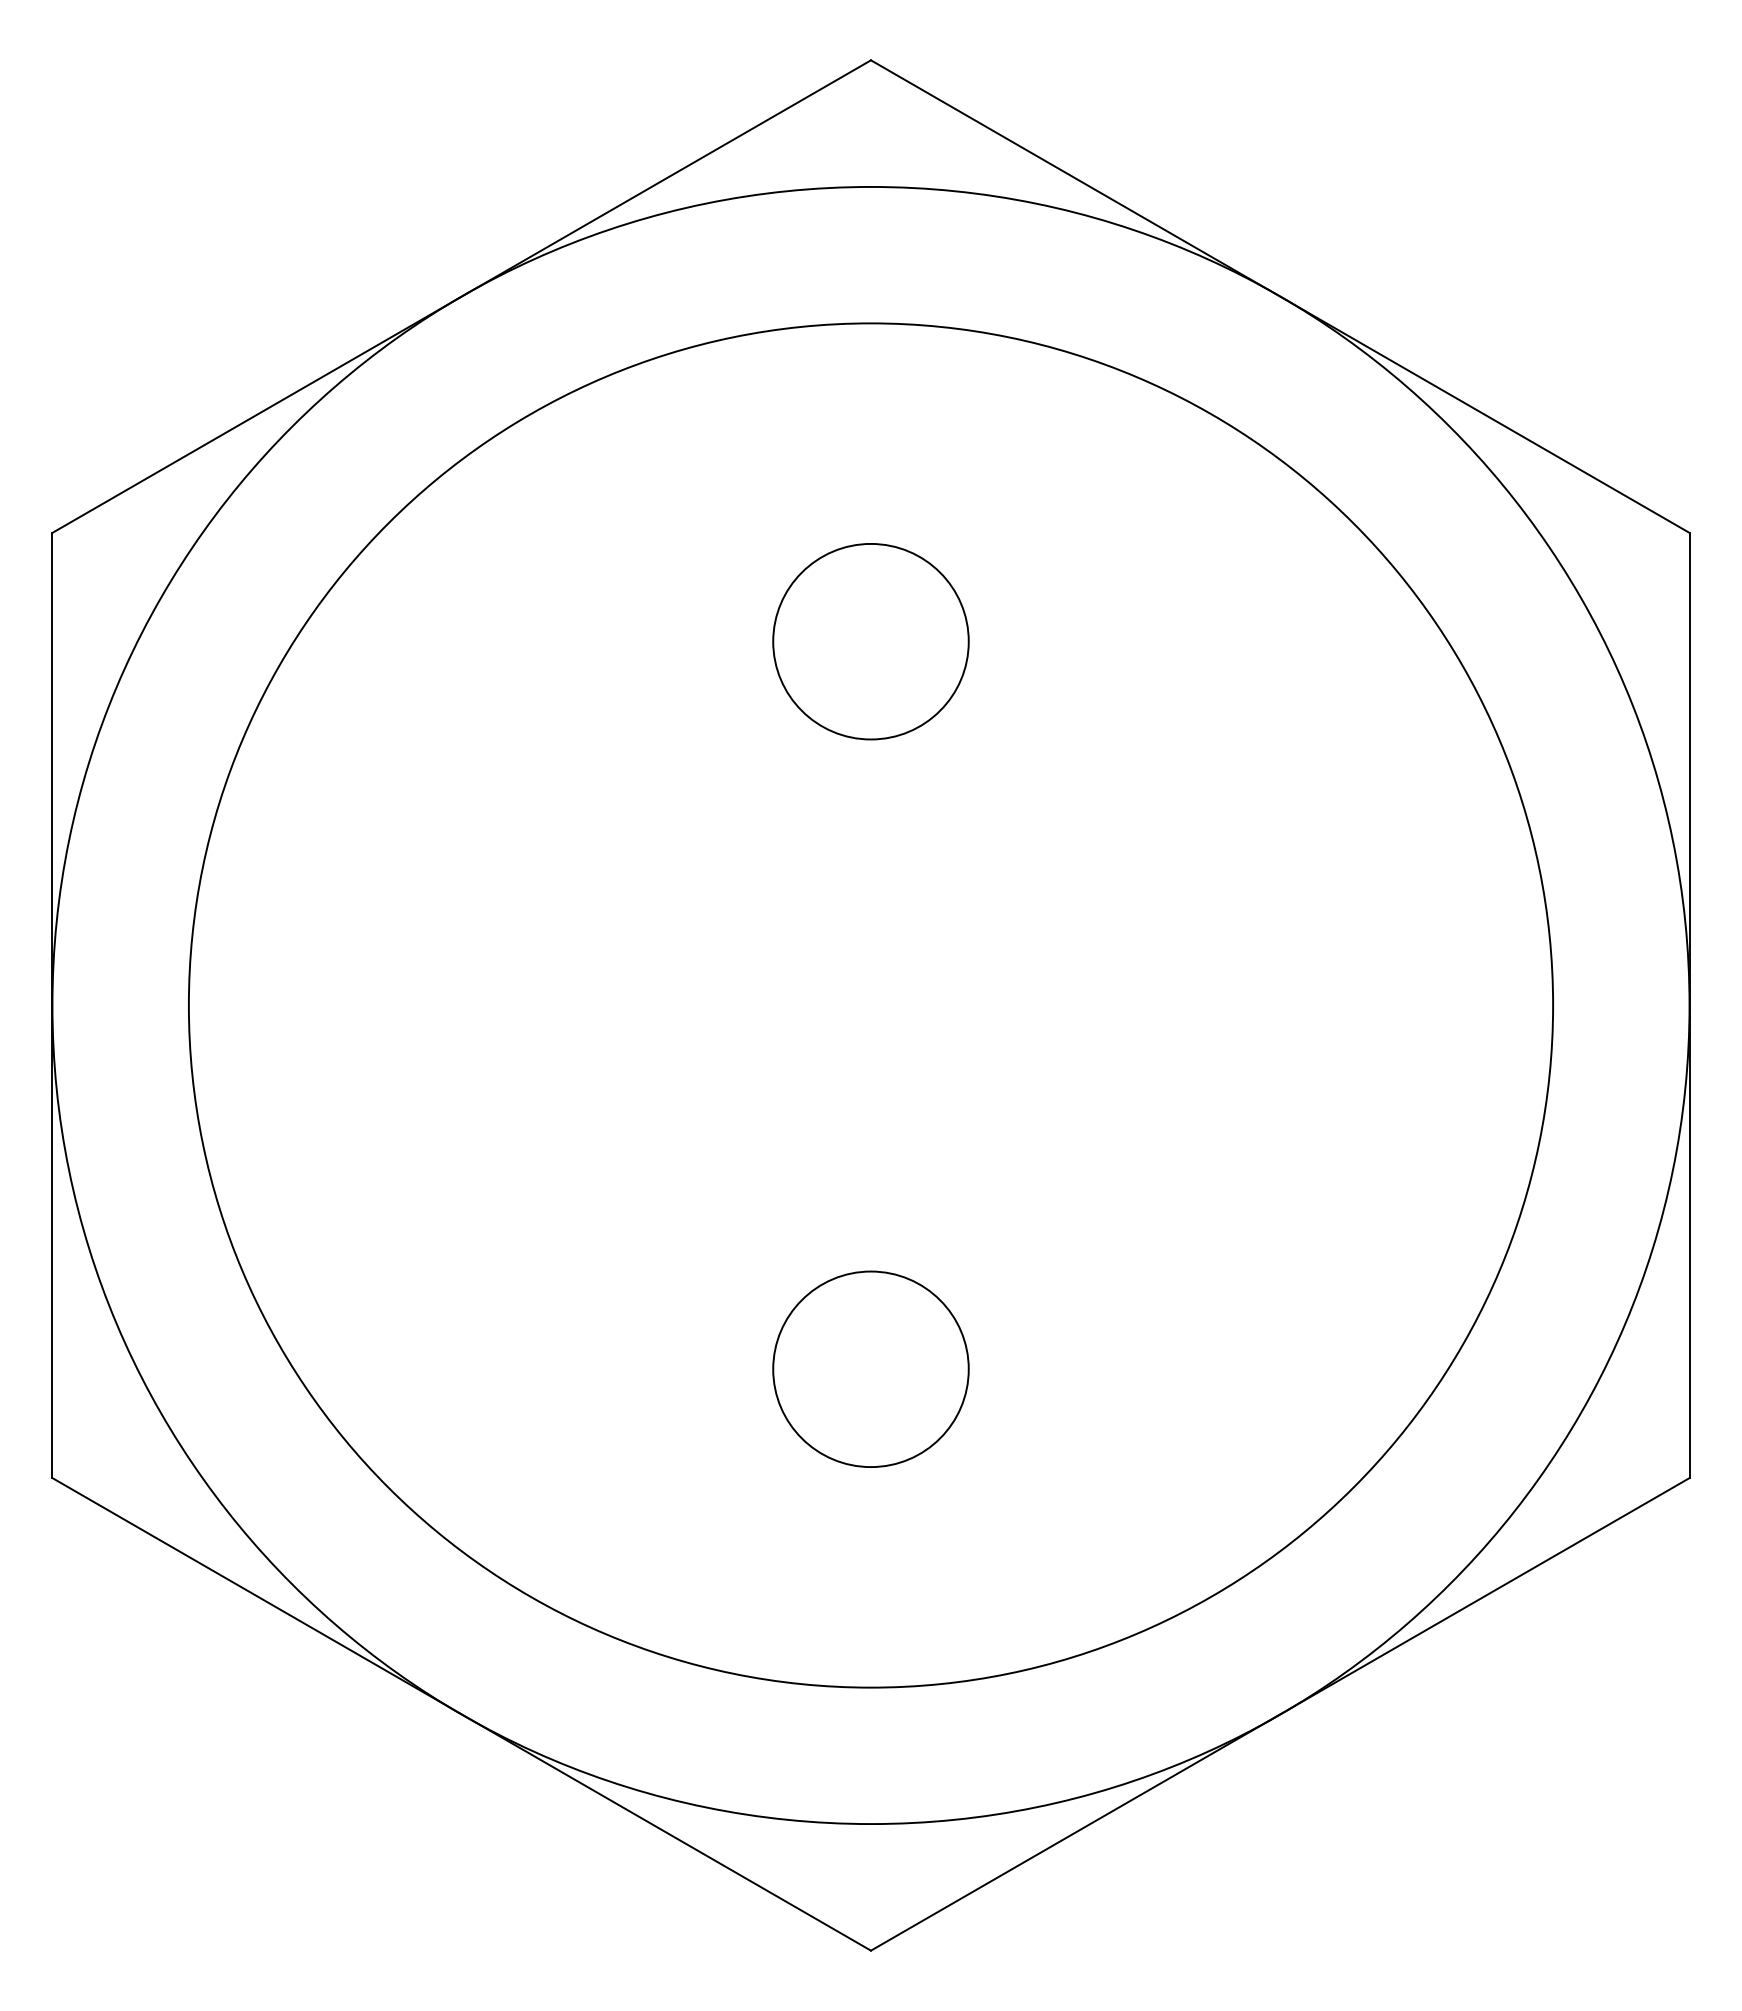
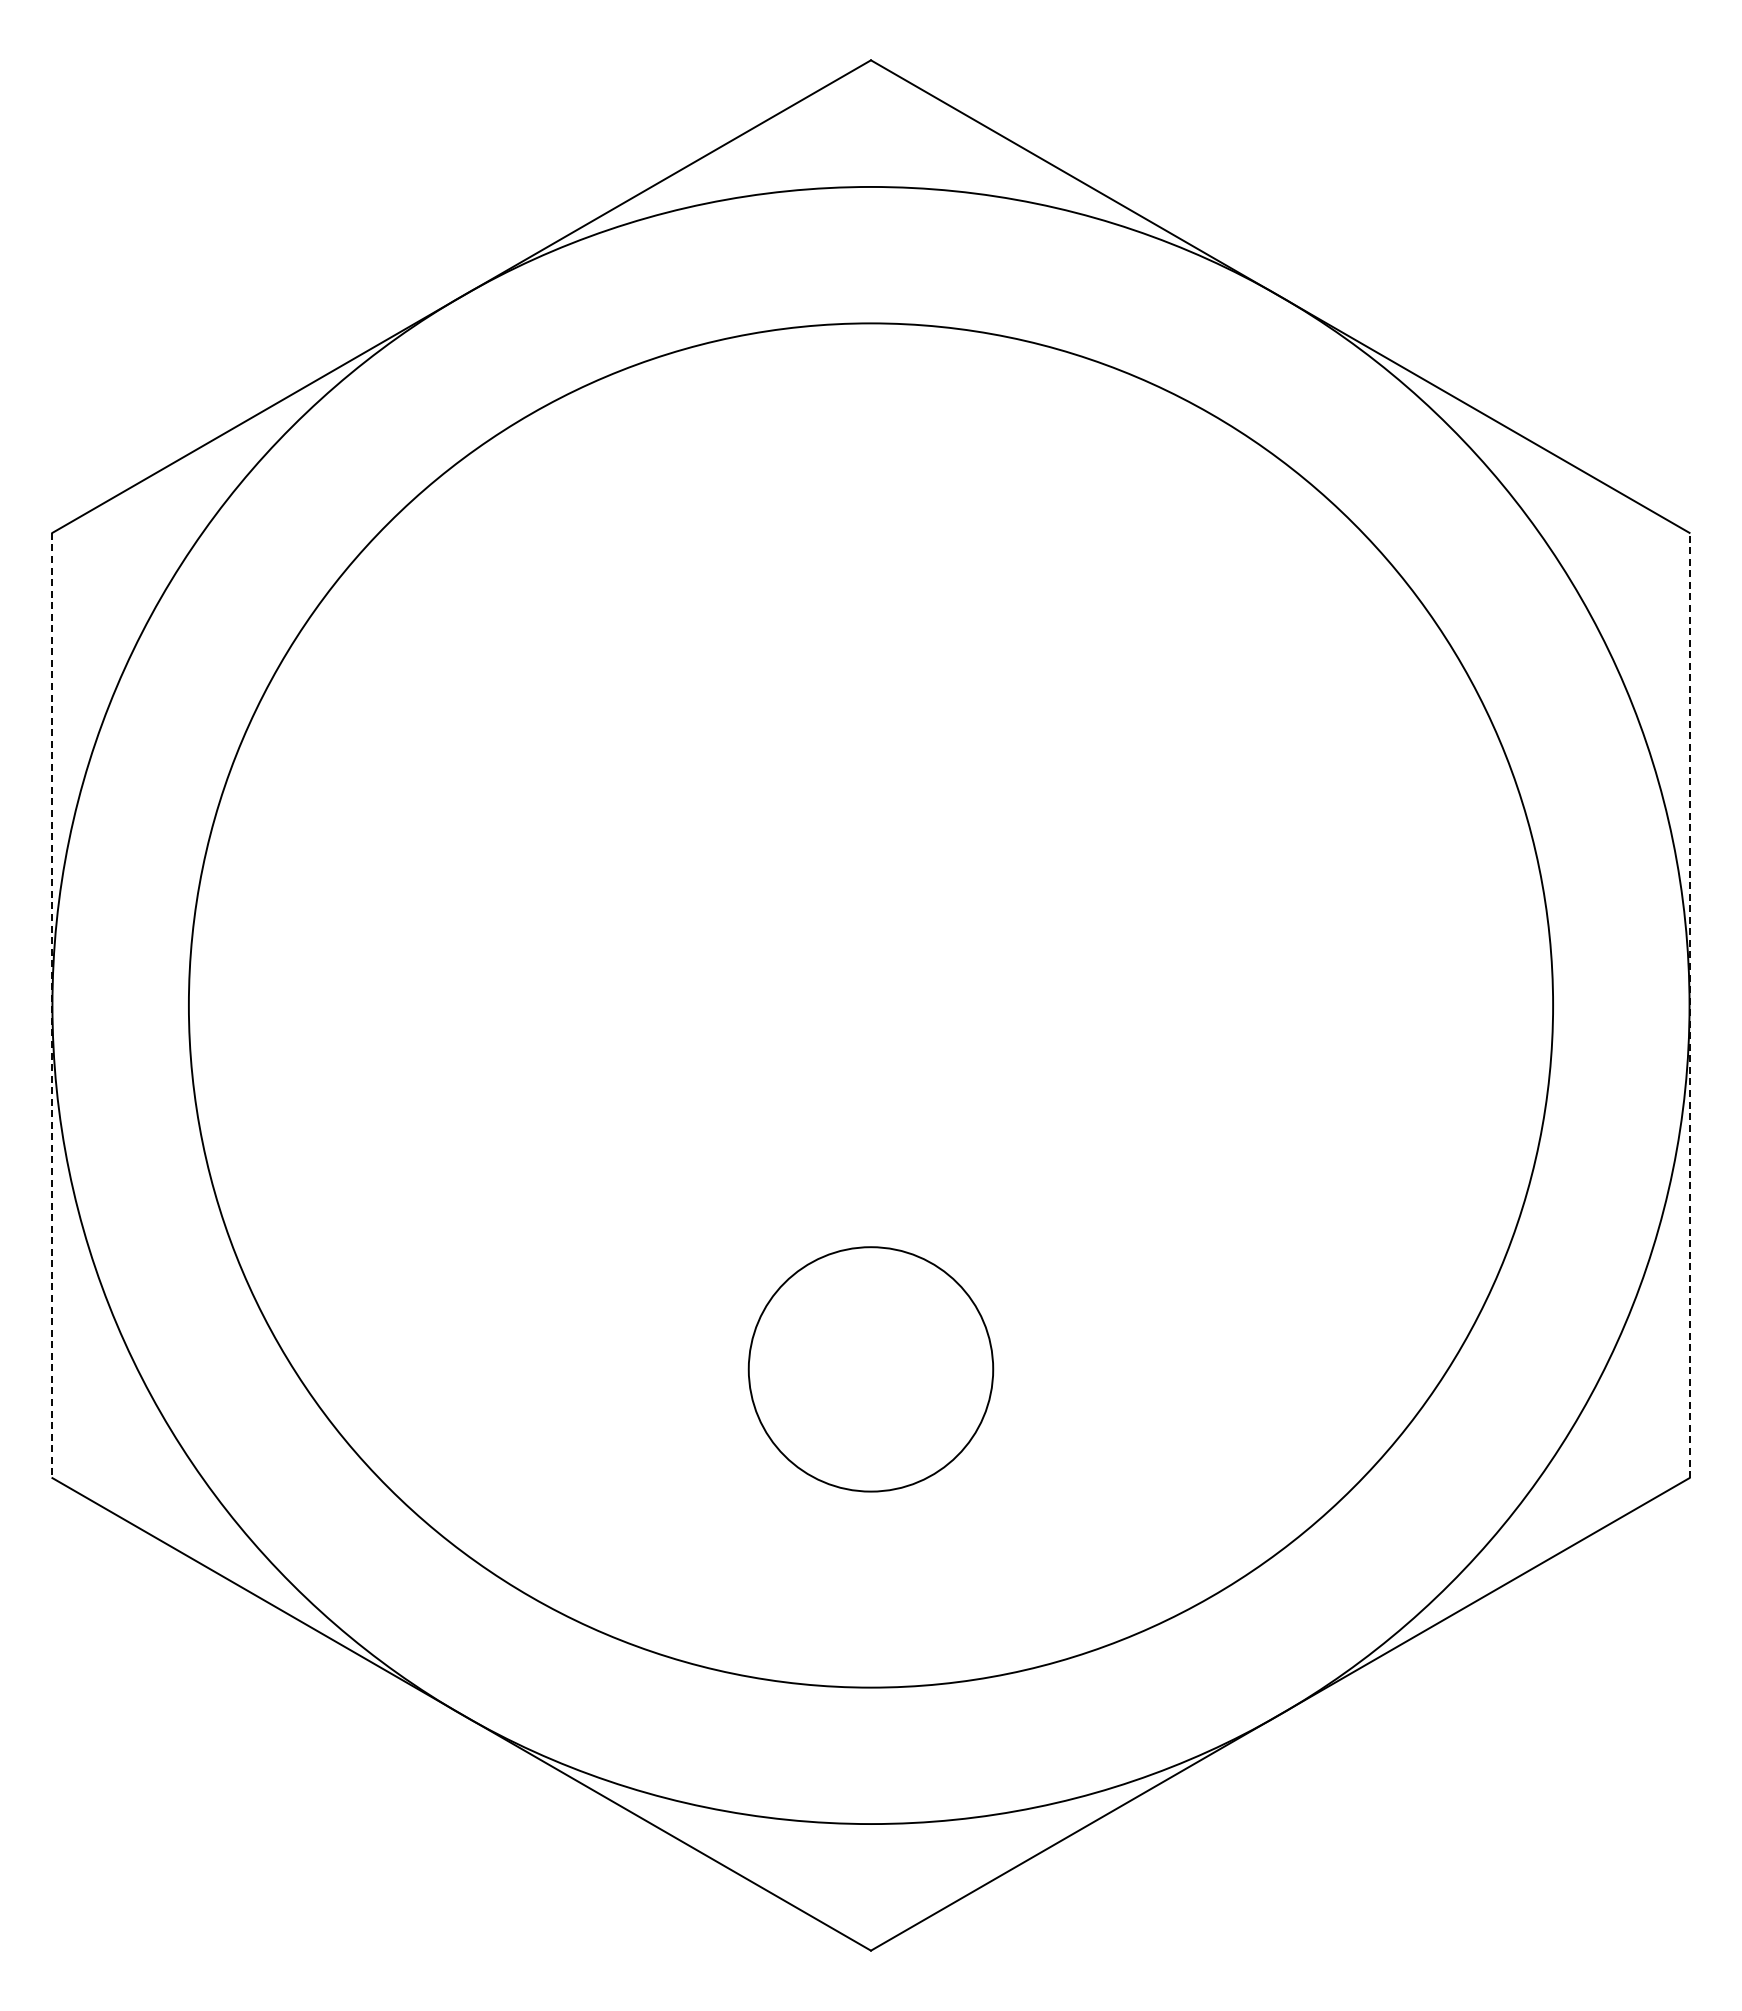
circle: present -> none (870, 641)
line: solid -> dashed (52, 1005)
line: solid -> dashed (1689, 1005)
circle size: 198x198 px -> 248x247 px (870, 1369)
